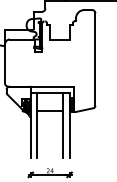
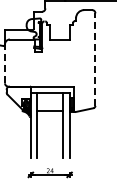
line: solid -> dashed (95, 59)
line: solid -> dashed (5, 63)
